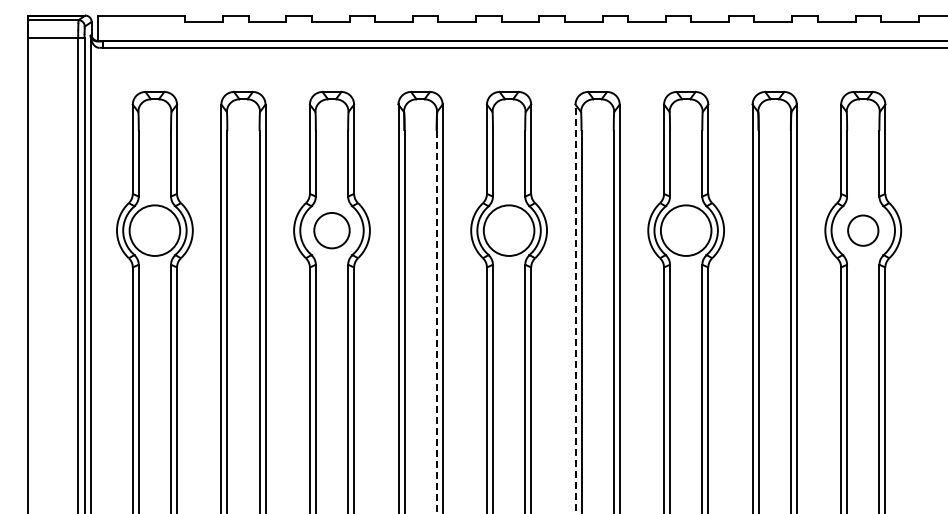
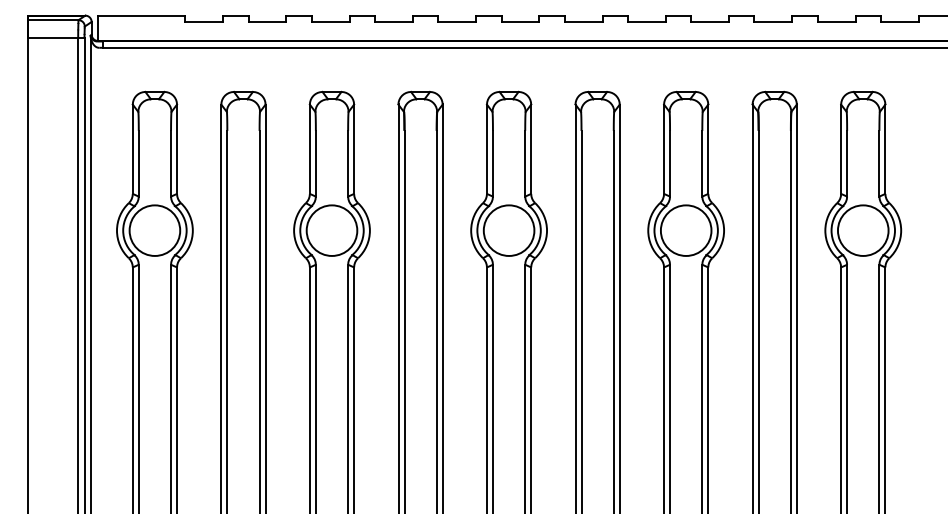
circle diameter: 35 px -> 51 px (331, 230)
circle diameter: 30 px -> 51 px (862, 230)
line: dashed -> solid (575, 308)
line: dashed -> solid (436, 322)
